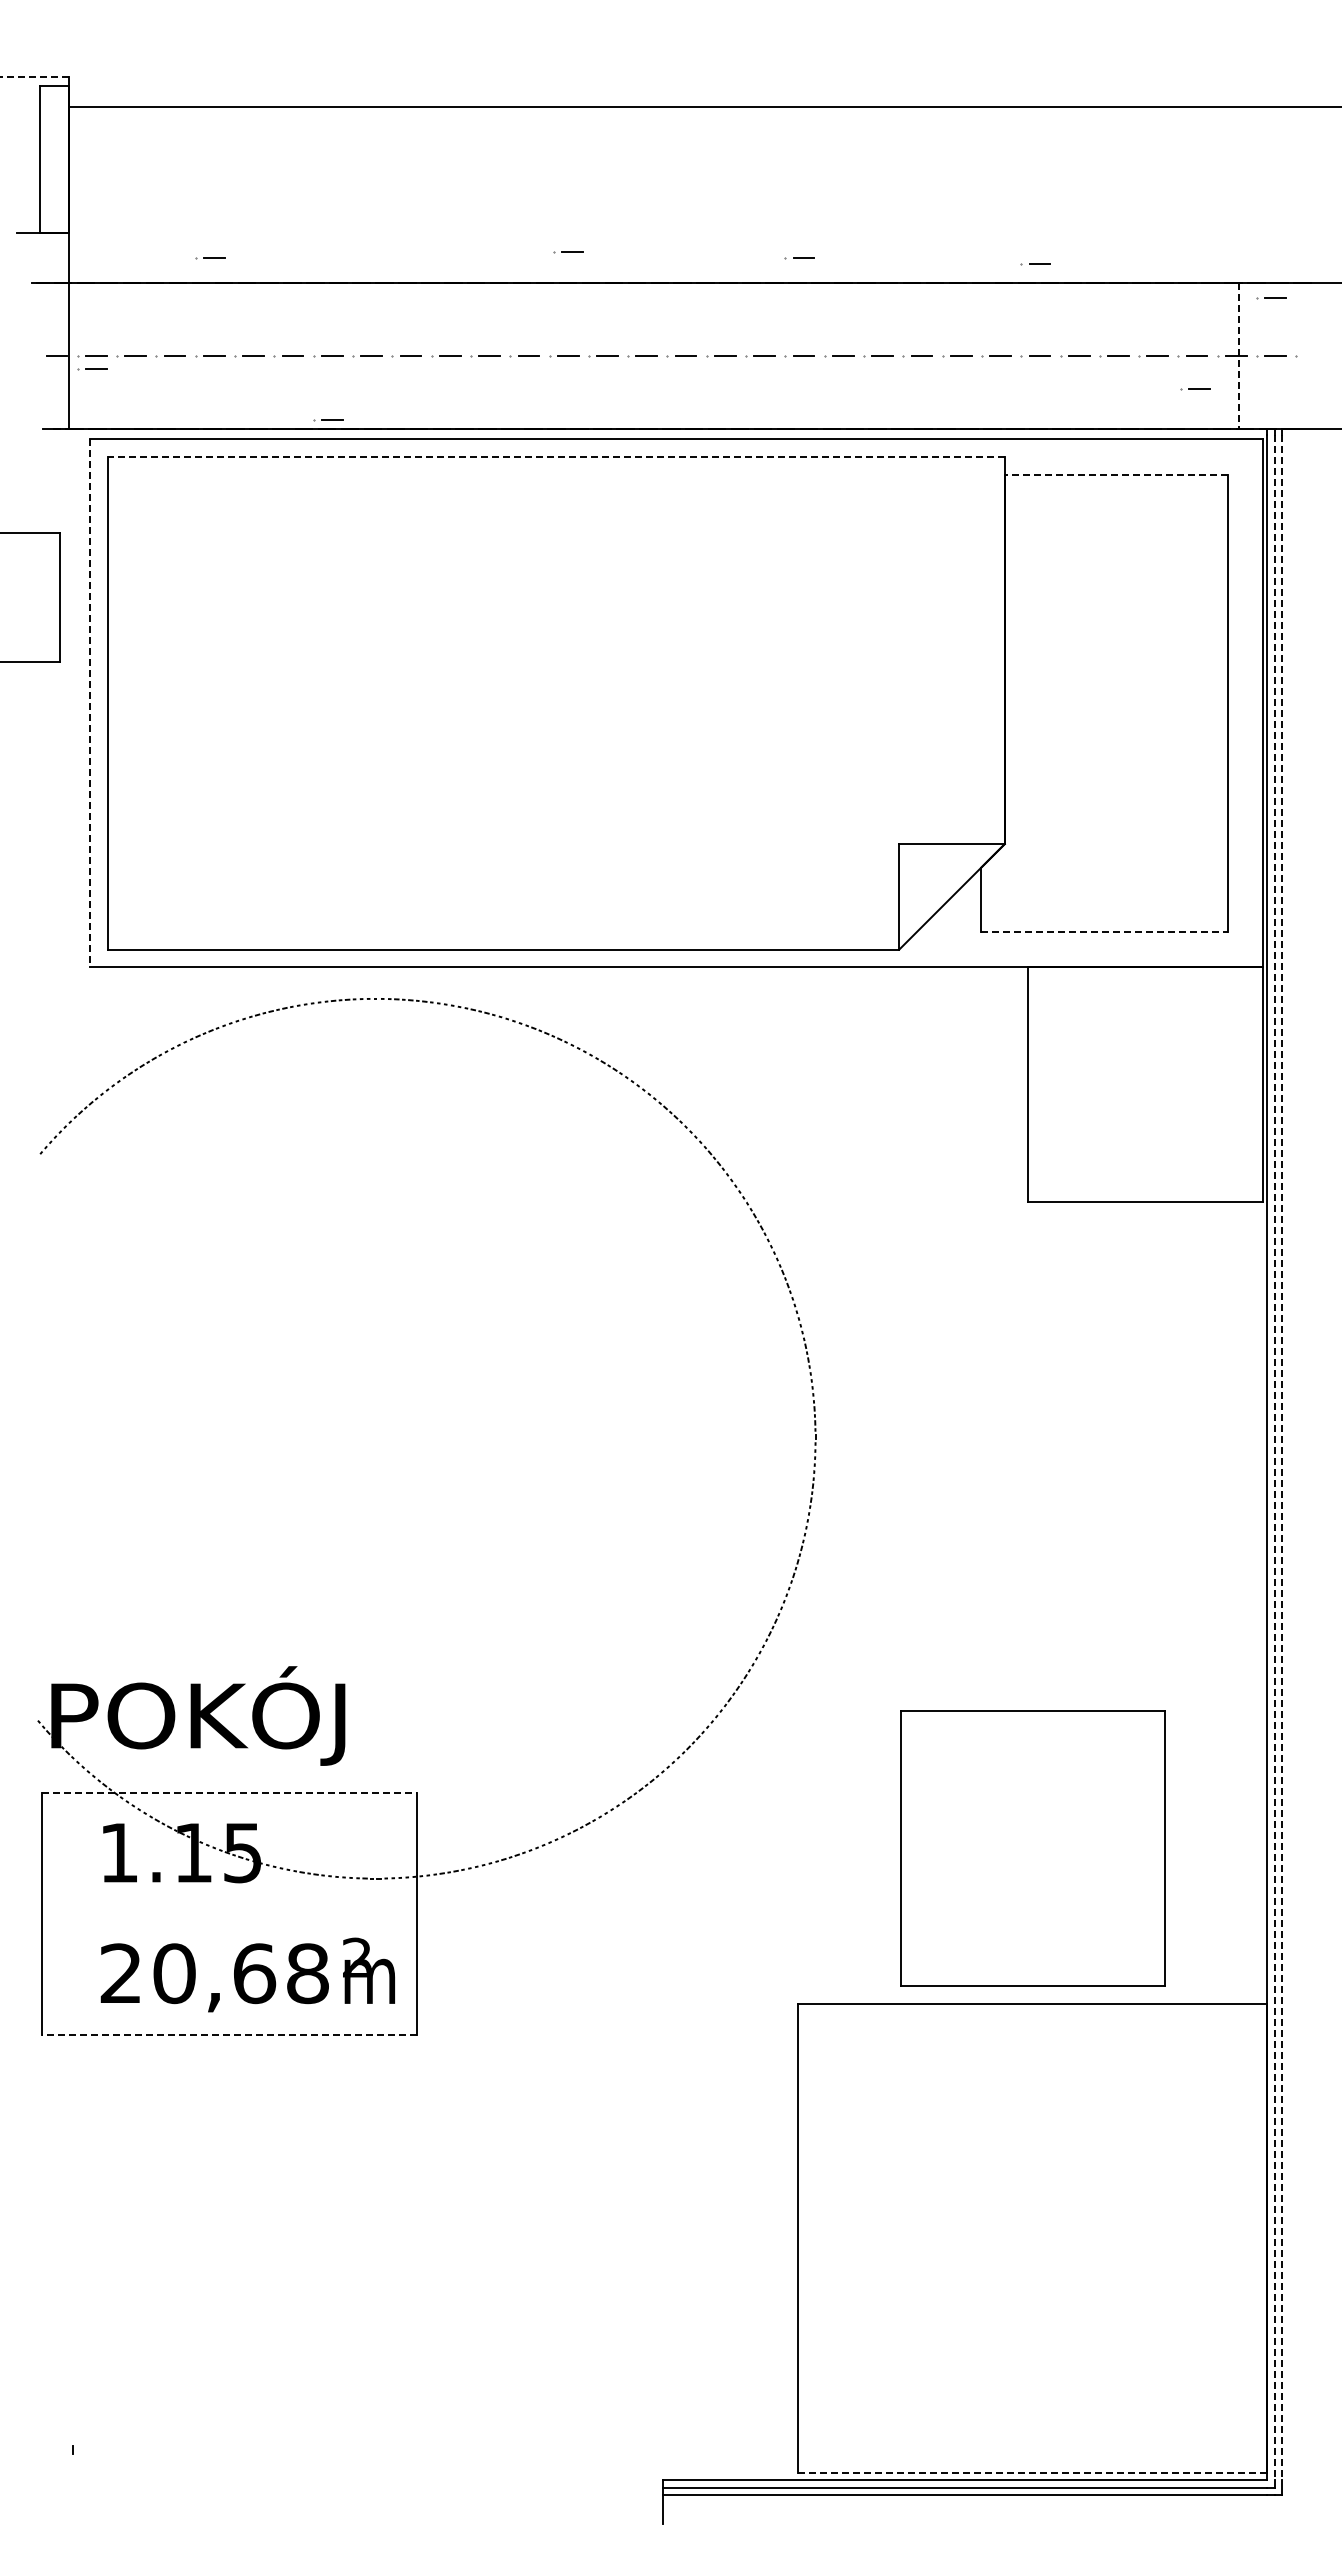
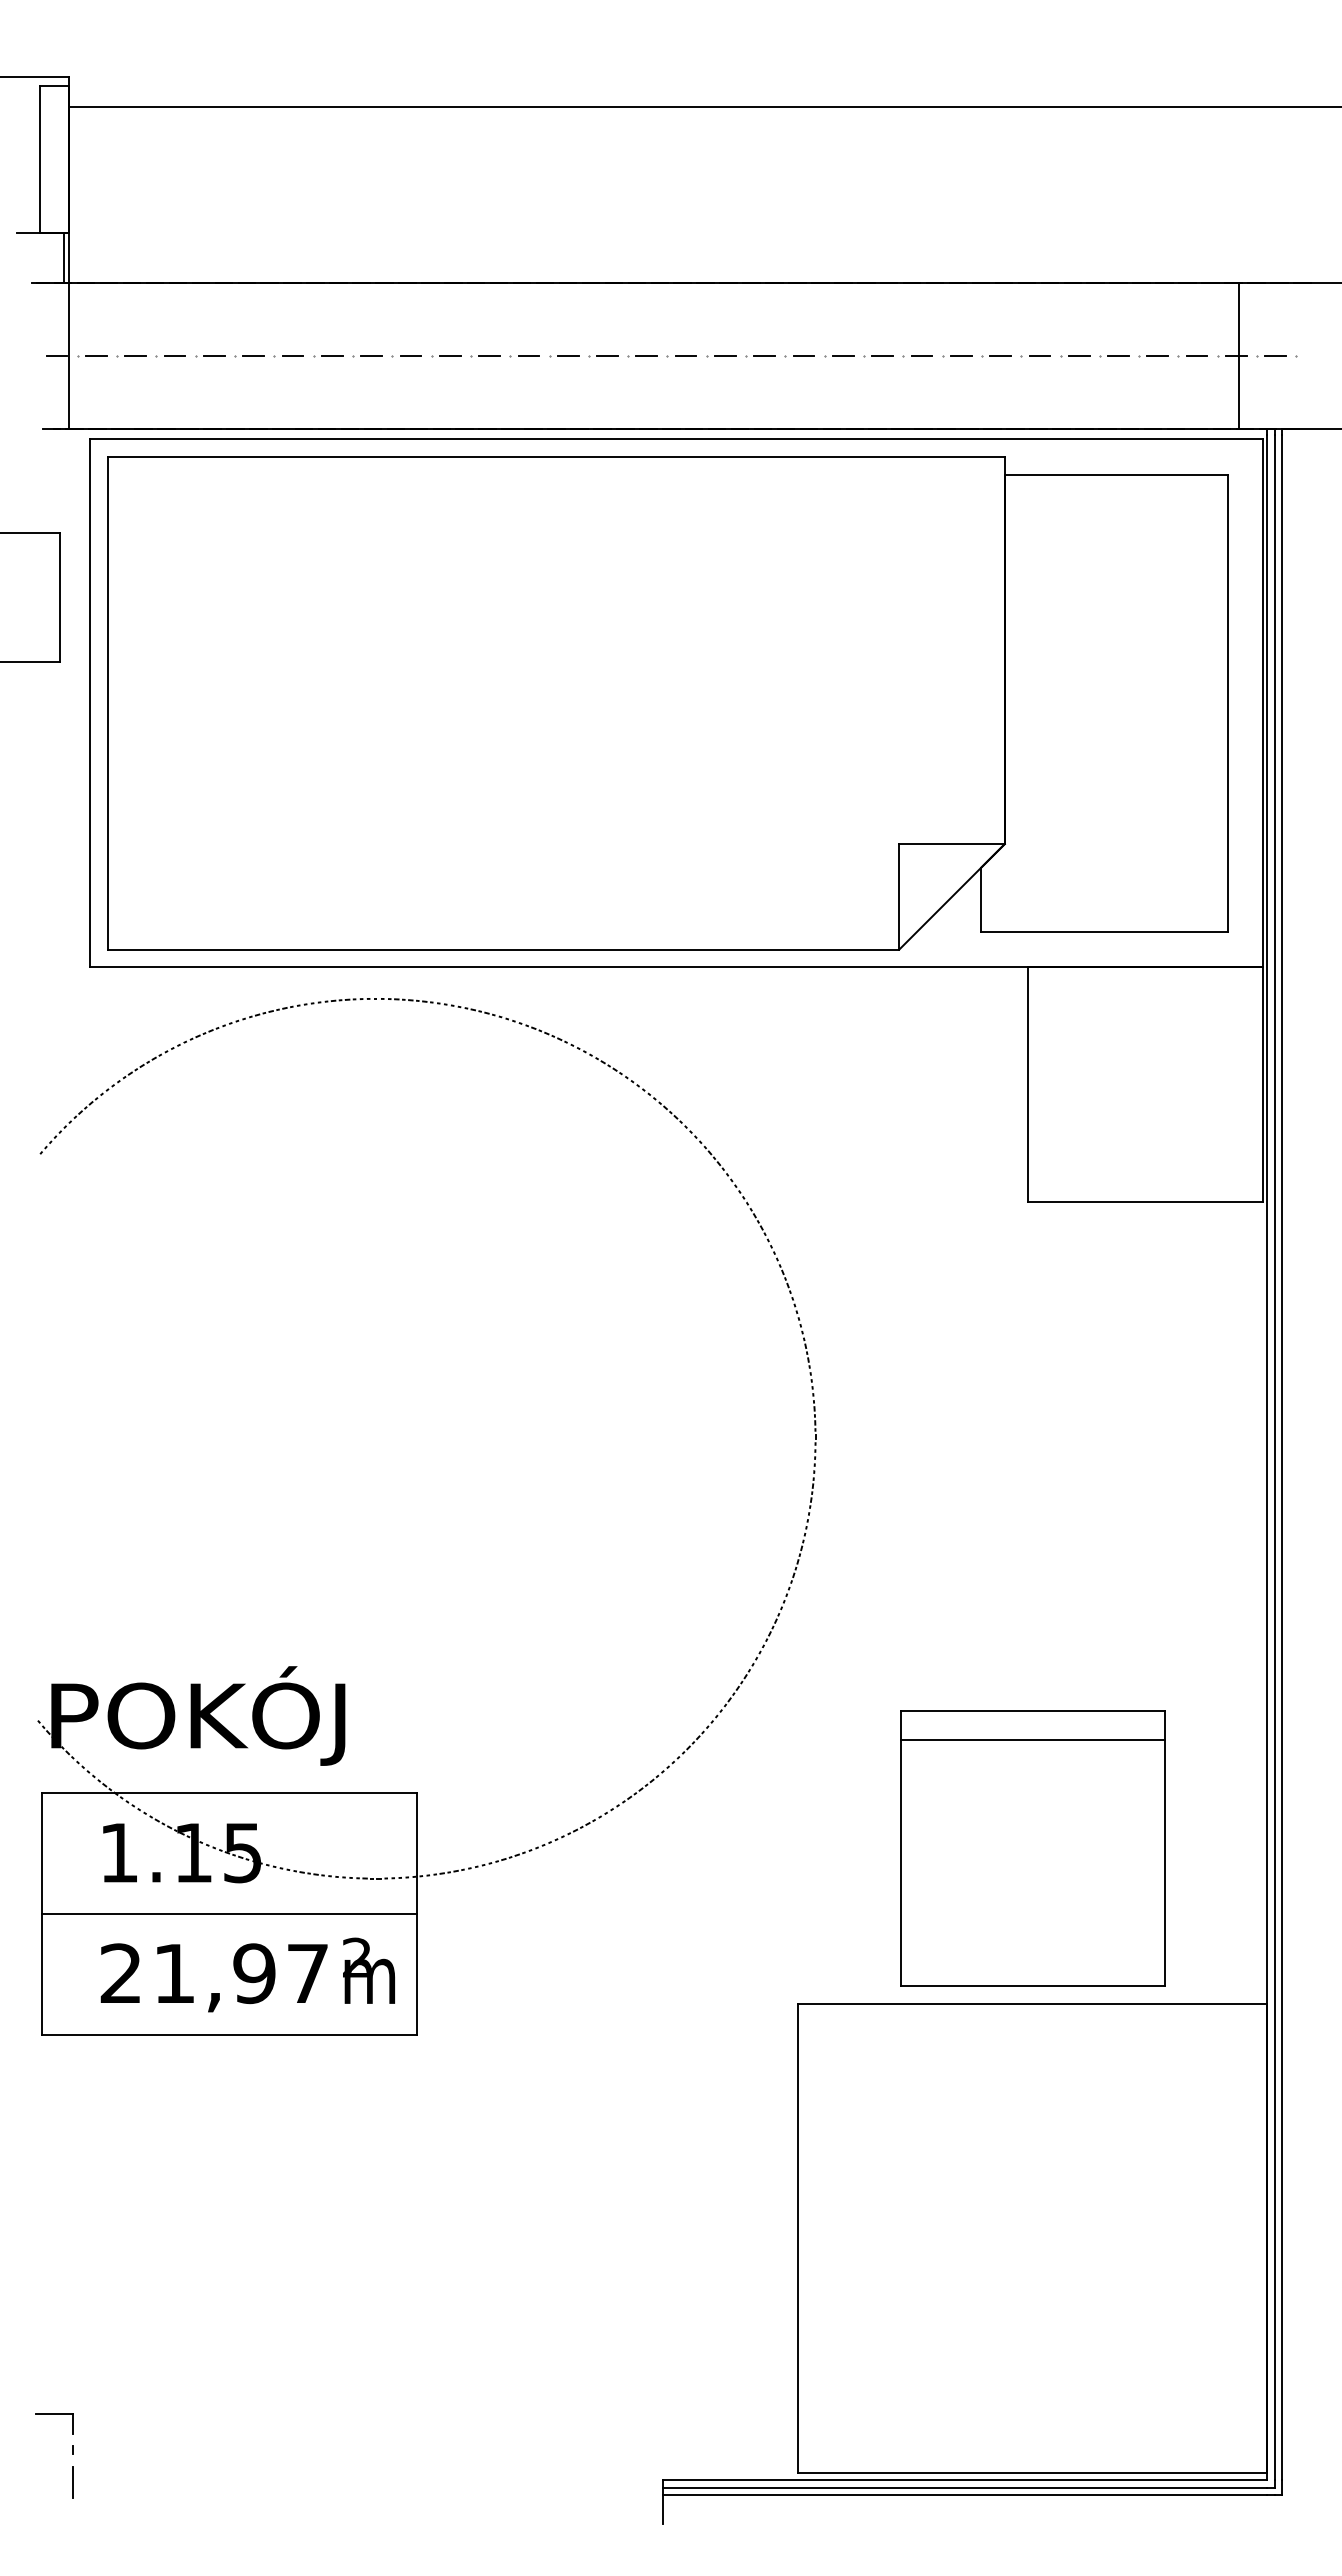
line: dashed -> solid (35, 77)
part: present -> none (568, 252)
line: none -> present (63, 257)
part: present -> none (210, 258)
part: present -> none (799, 258)
part: present -> none (1035, 264)
part: present -> none (1271, 298)
line: dashed -> solid (1239, 356)
part: present -> none (92, 369)
part: present -> none (1195, 389)
part: present -> none (328, 420)
line: dashed -> solid (556, 457)
line: dashed -> solid (1115, 474)
line: dashed -> solid (89, 703)
line: dashed -> solid (1105, 932)
line: dashed -> solid (1274, 1457)
line: dashed -> solid (1281, 1457)
line: none -> present (1032, 1739)
line: dashed -> solid (229, 1793)
line: none -> present (228, 1914)
text: 20,68 -> 21,97 (240, 1973)
line: dashed -> solid (229, 2034)
part: none -> present (54, 2414)
line: dashed -> solid (1032, 2473)
line: none -> present (72, 2481)
